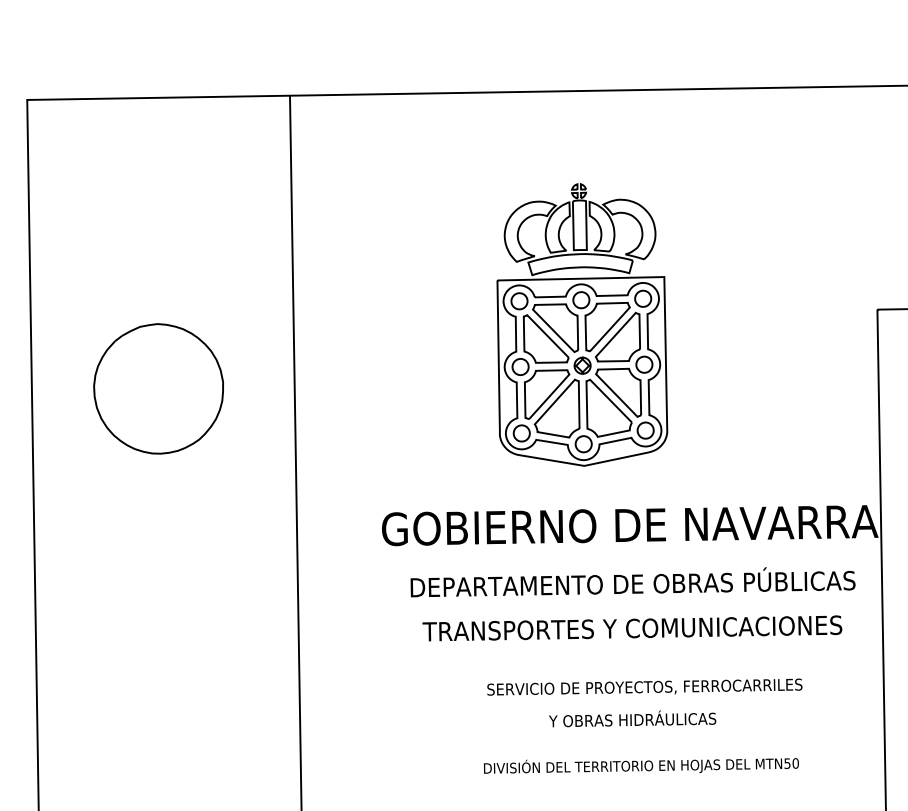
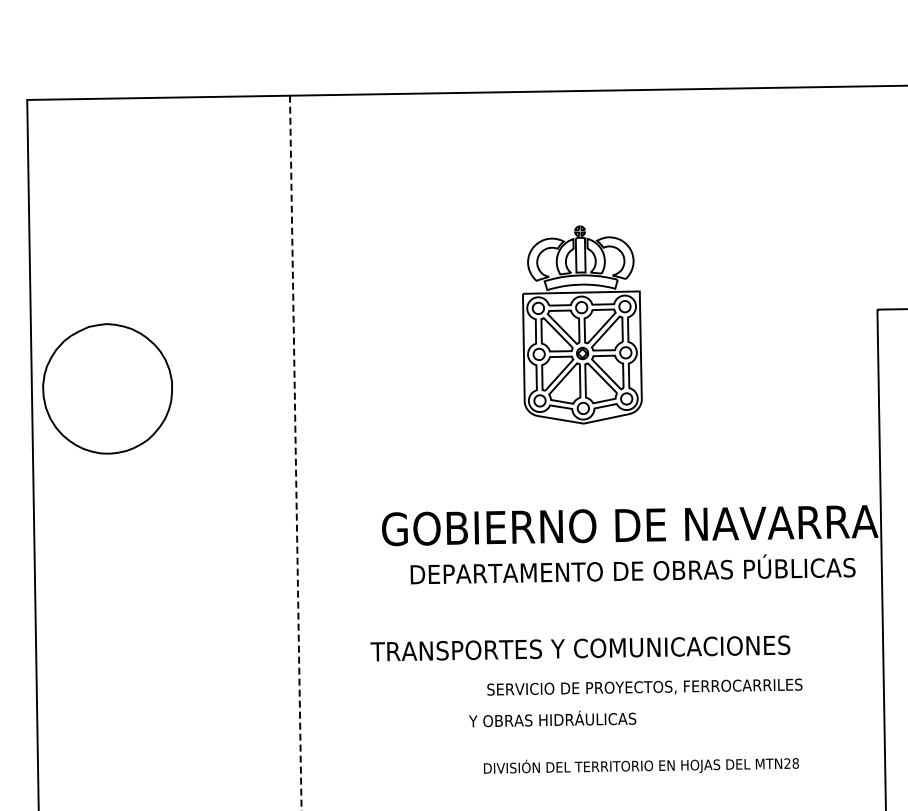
part size: 173x284 px -> 121x200 px (582, 324)
part position: (158, 388) -> (107, 388) (107, 388)
line: solid -> dashed (295, 453)
text position: (632, 582) -> (632, 569) (632, 569)
text position: (632, 628) -> (580, 648) (580, 648)
text position: (632, 718) -> (552, 718) (552, 718)
text: MTN50 -> MTN28 (791, 763)
